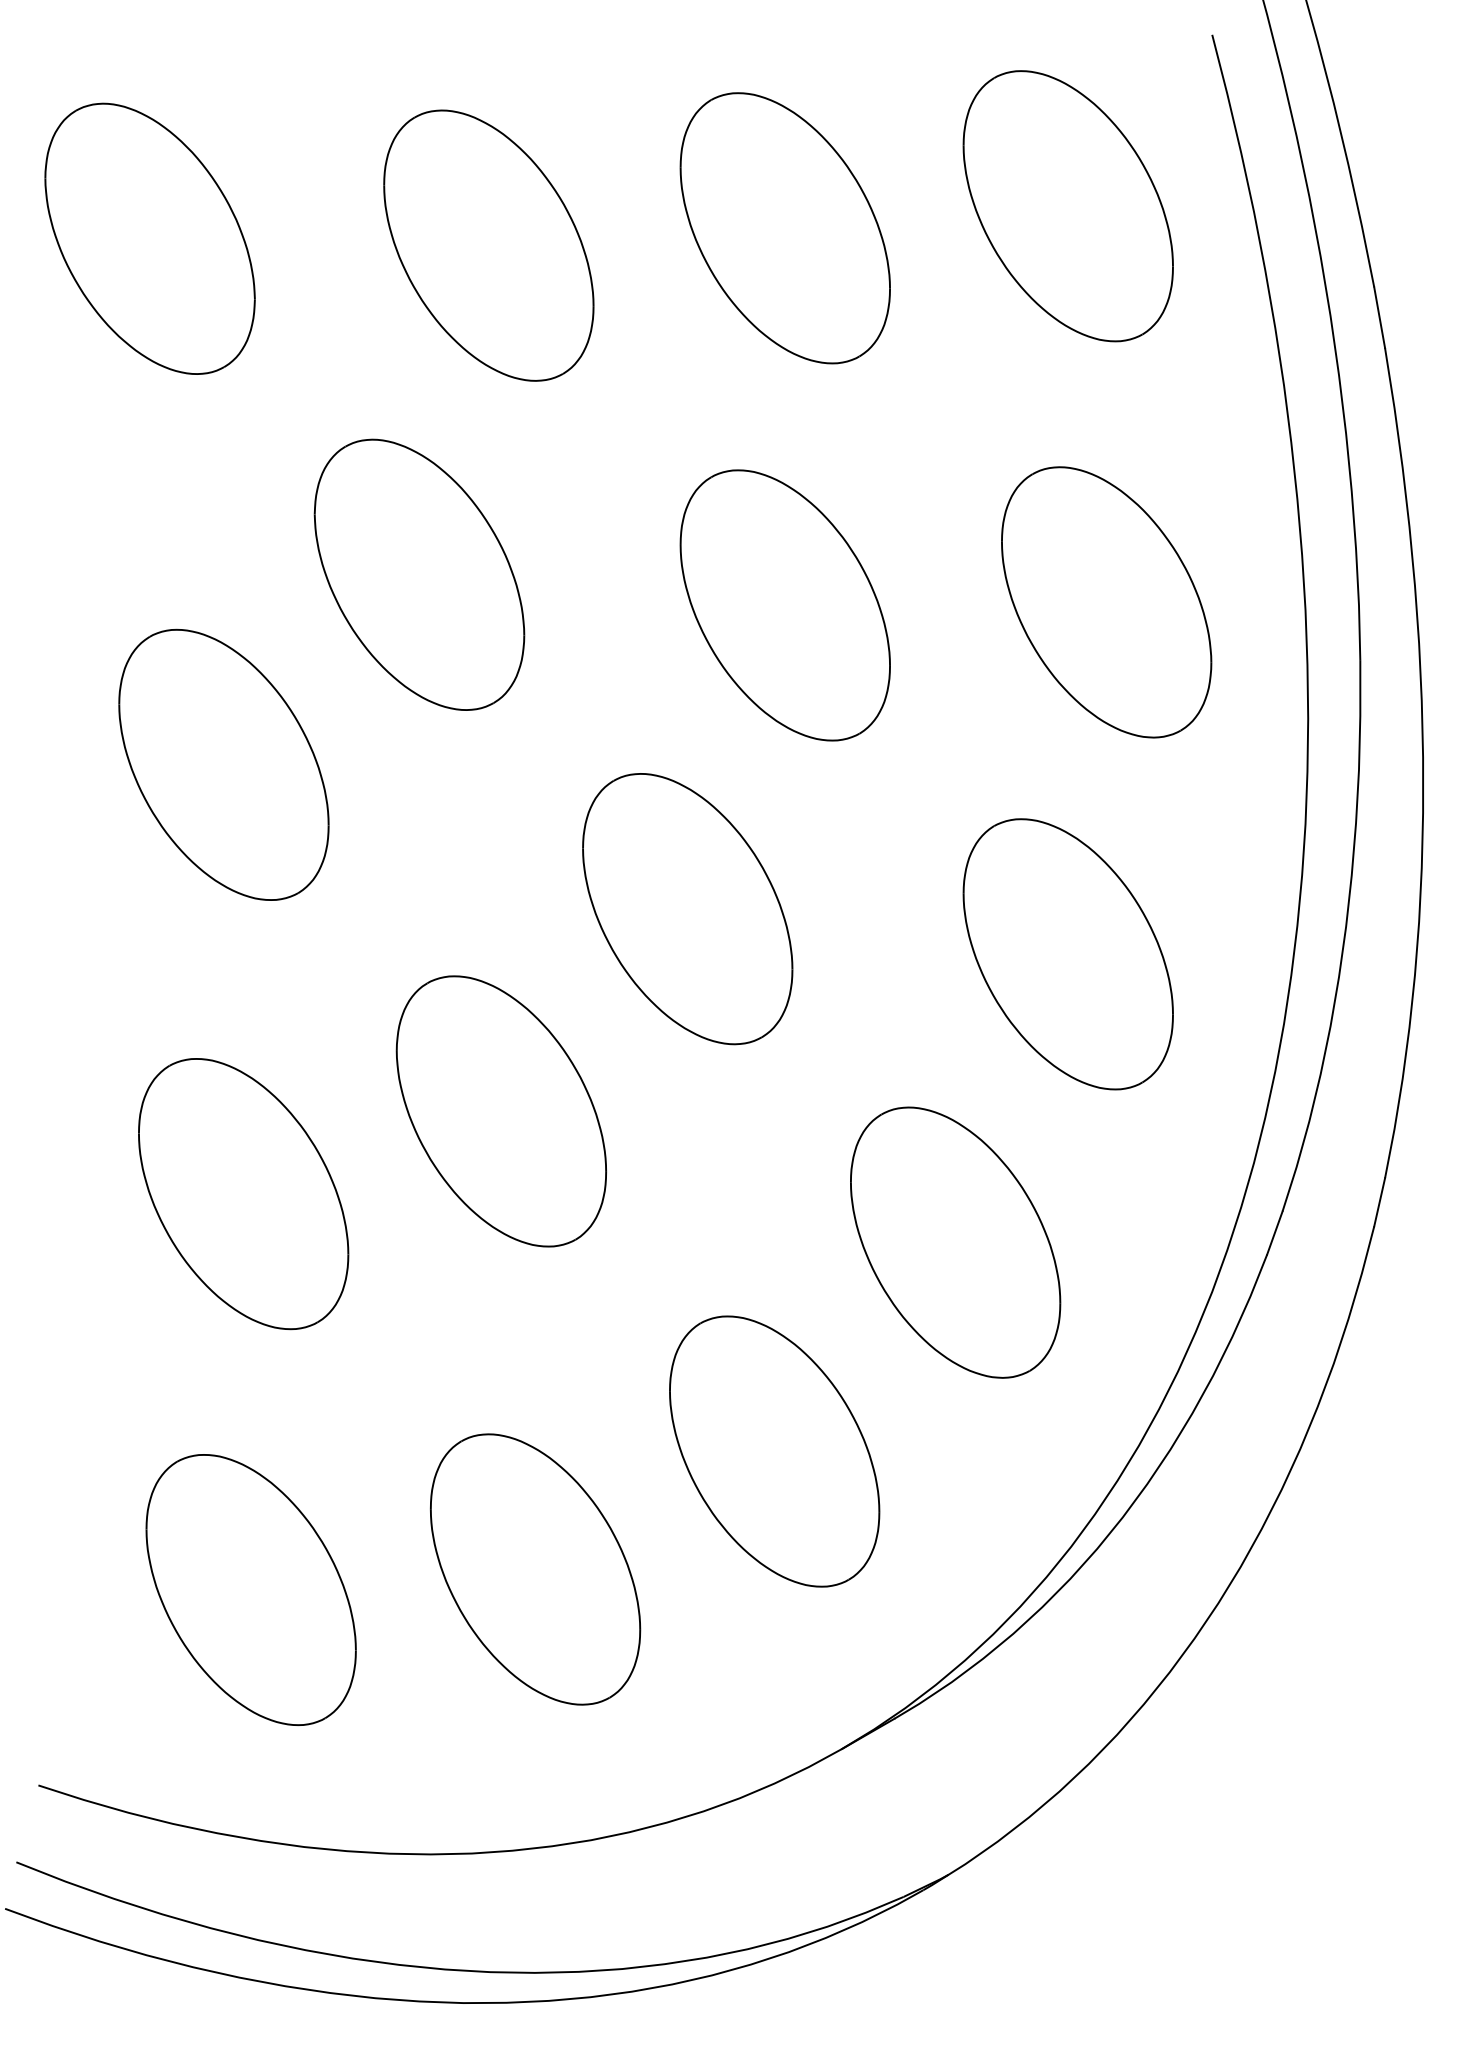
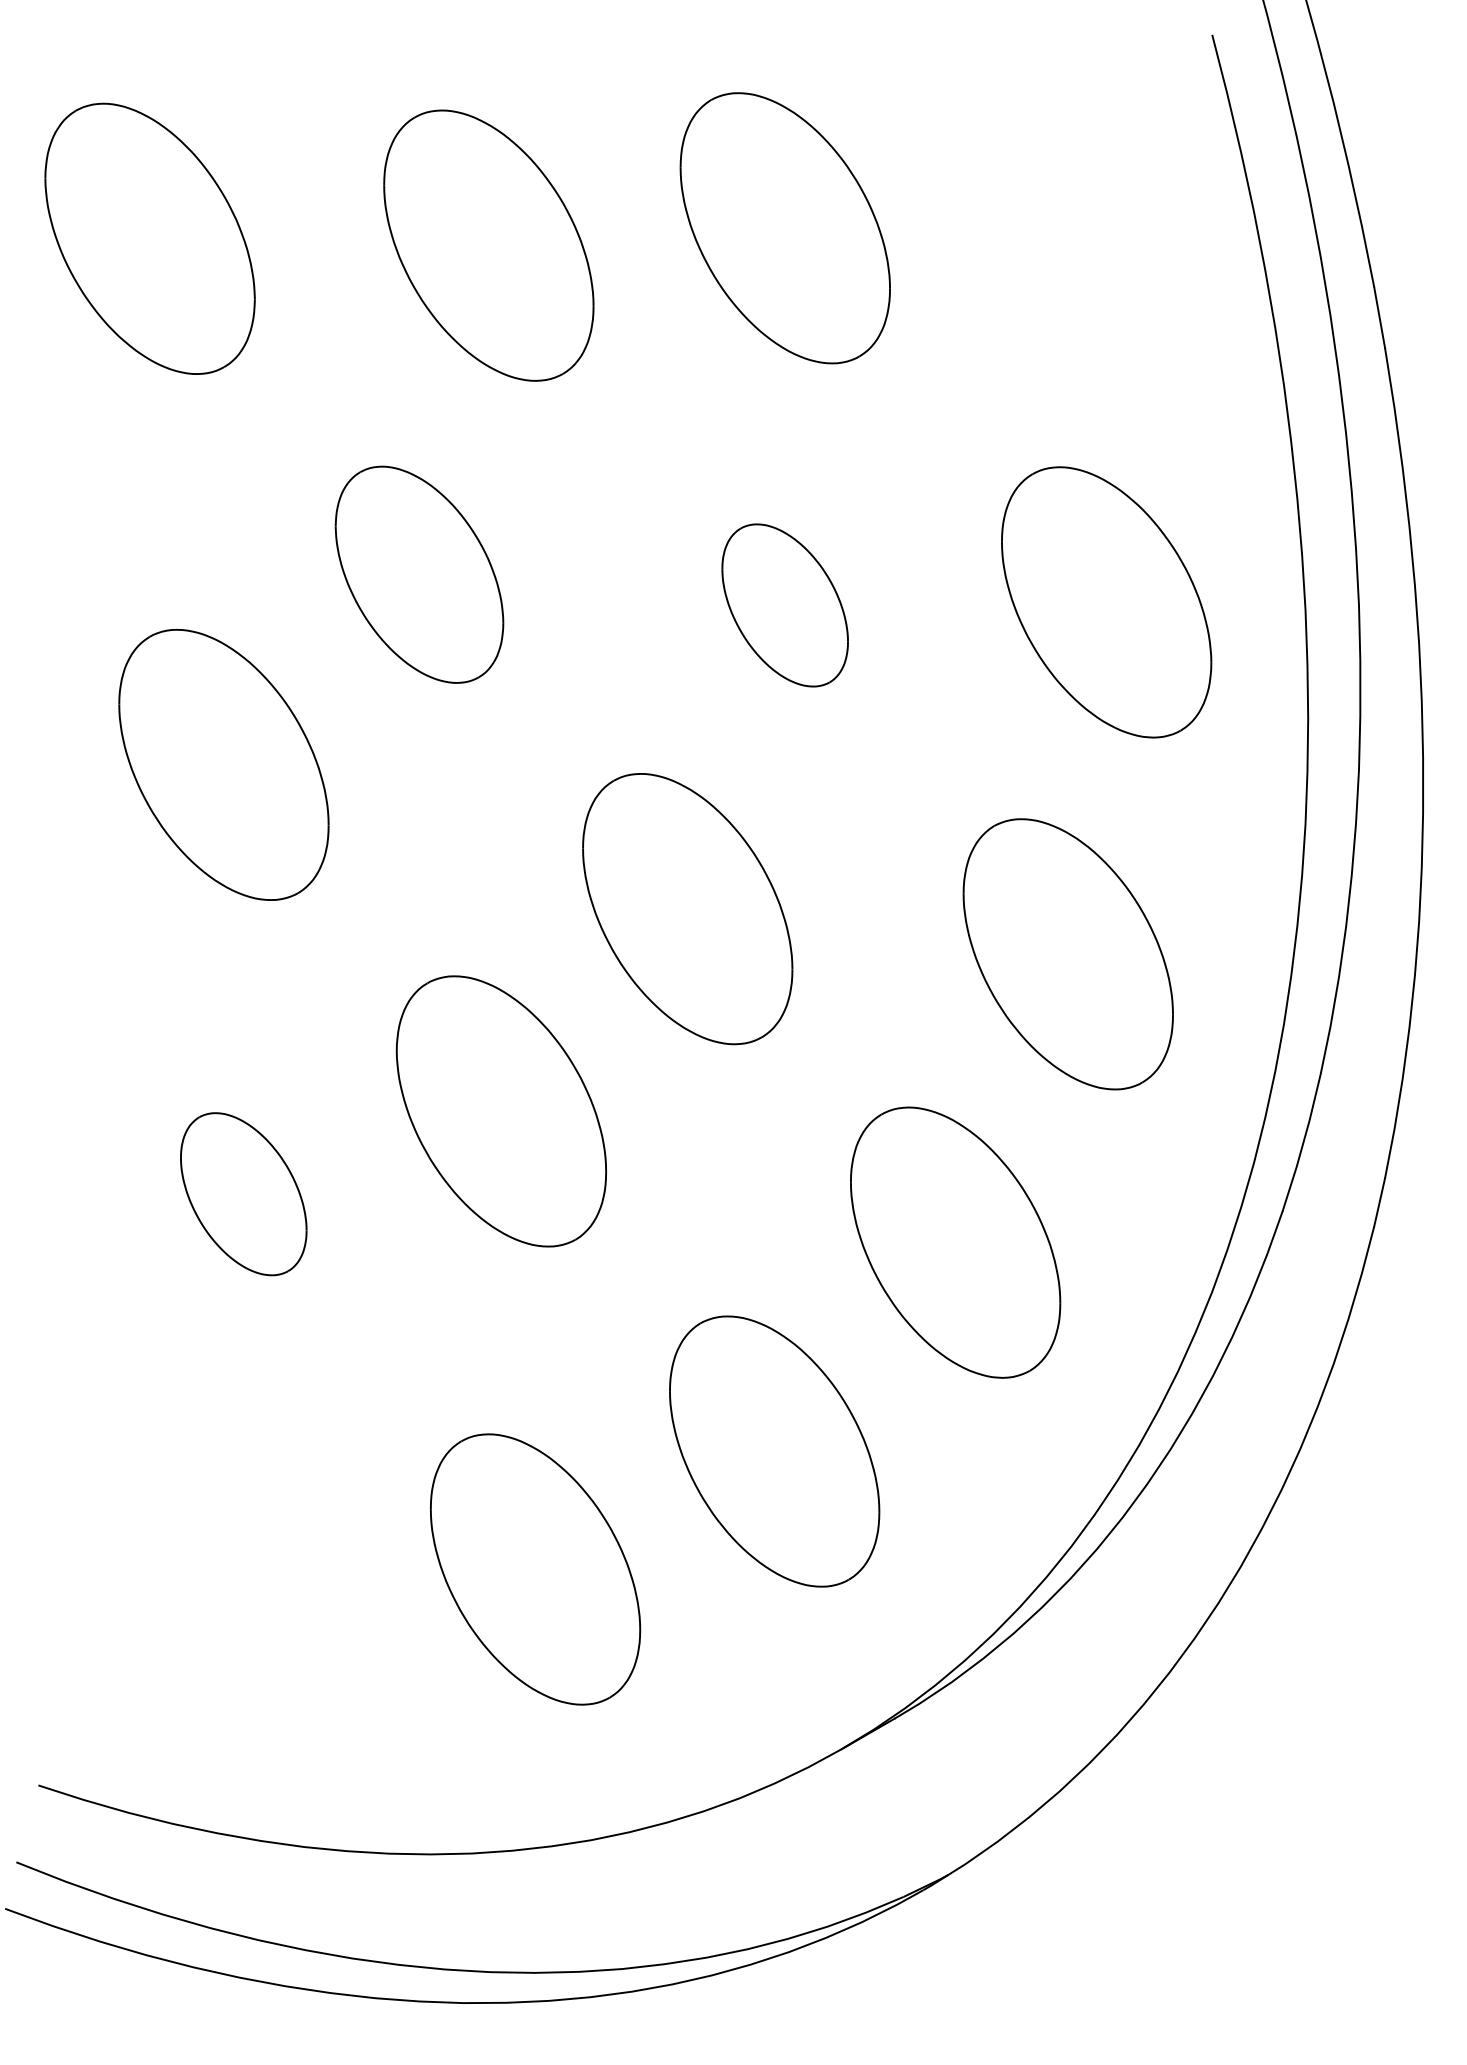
part: present -> none (1067, 206)
part size: 213x273 px -> 171x219 px (419, 574)
part size: 212x273 px -> 128x165 px (784, 605)
part size: 212x273 px -> 128x165 px (243, 1194)
part: present -> none (250, 1589)
